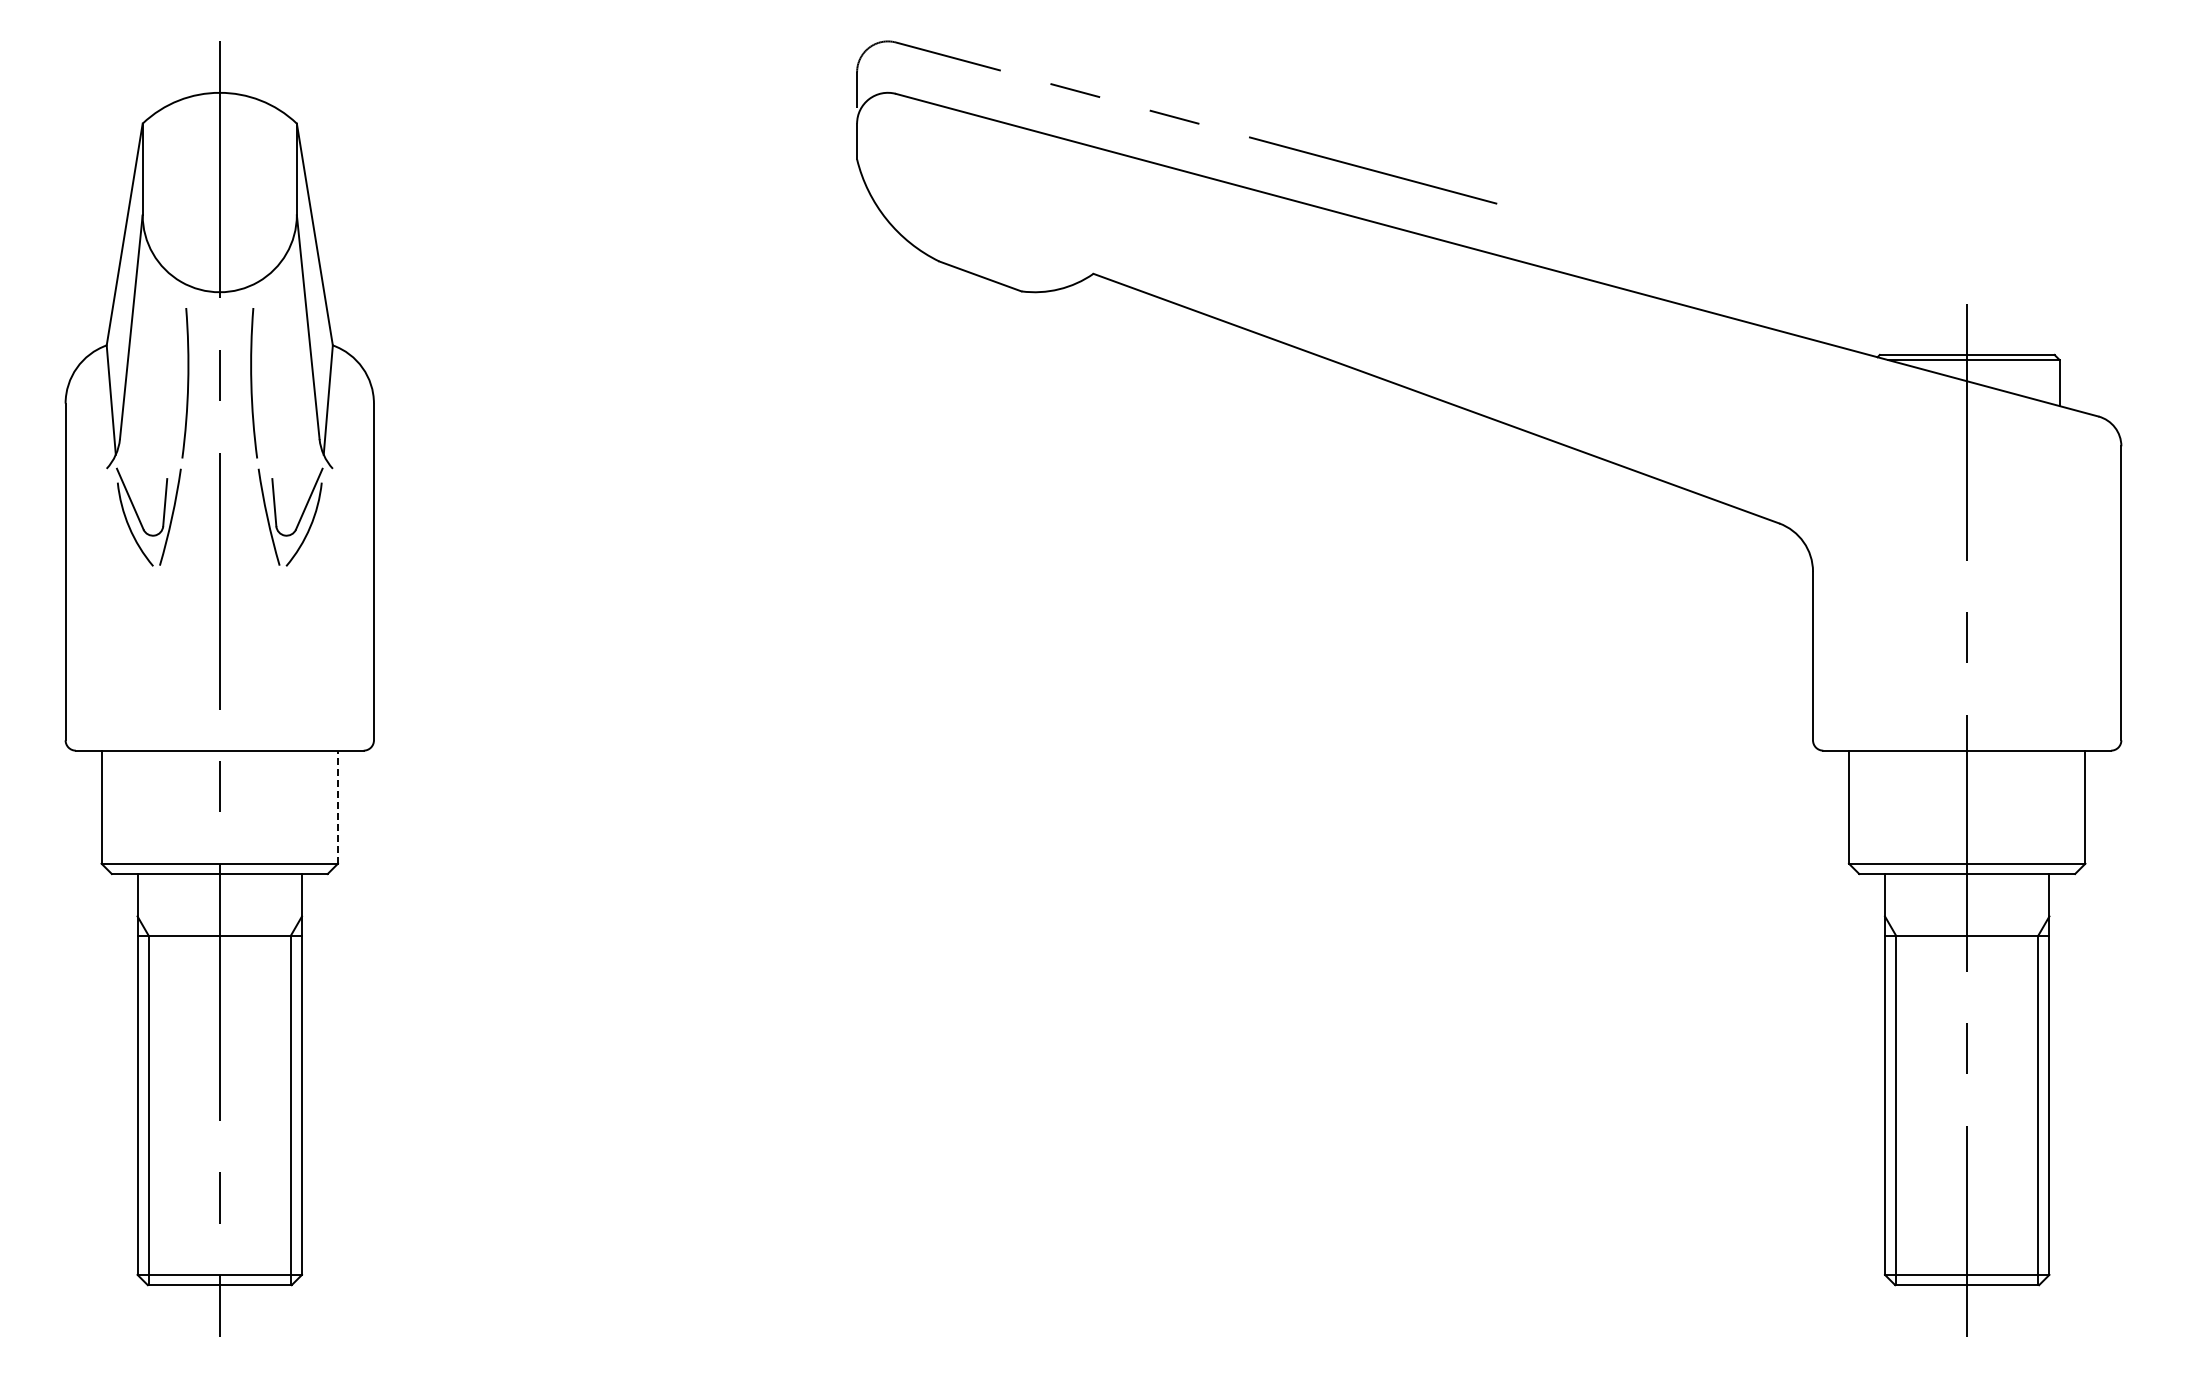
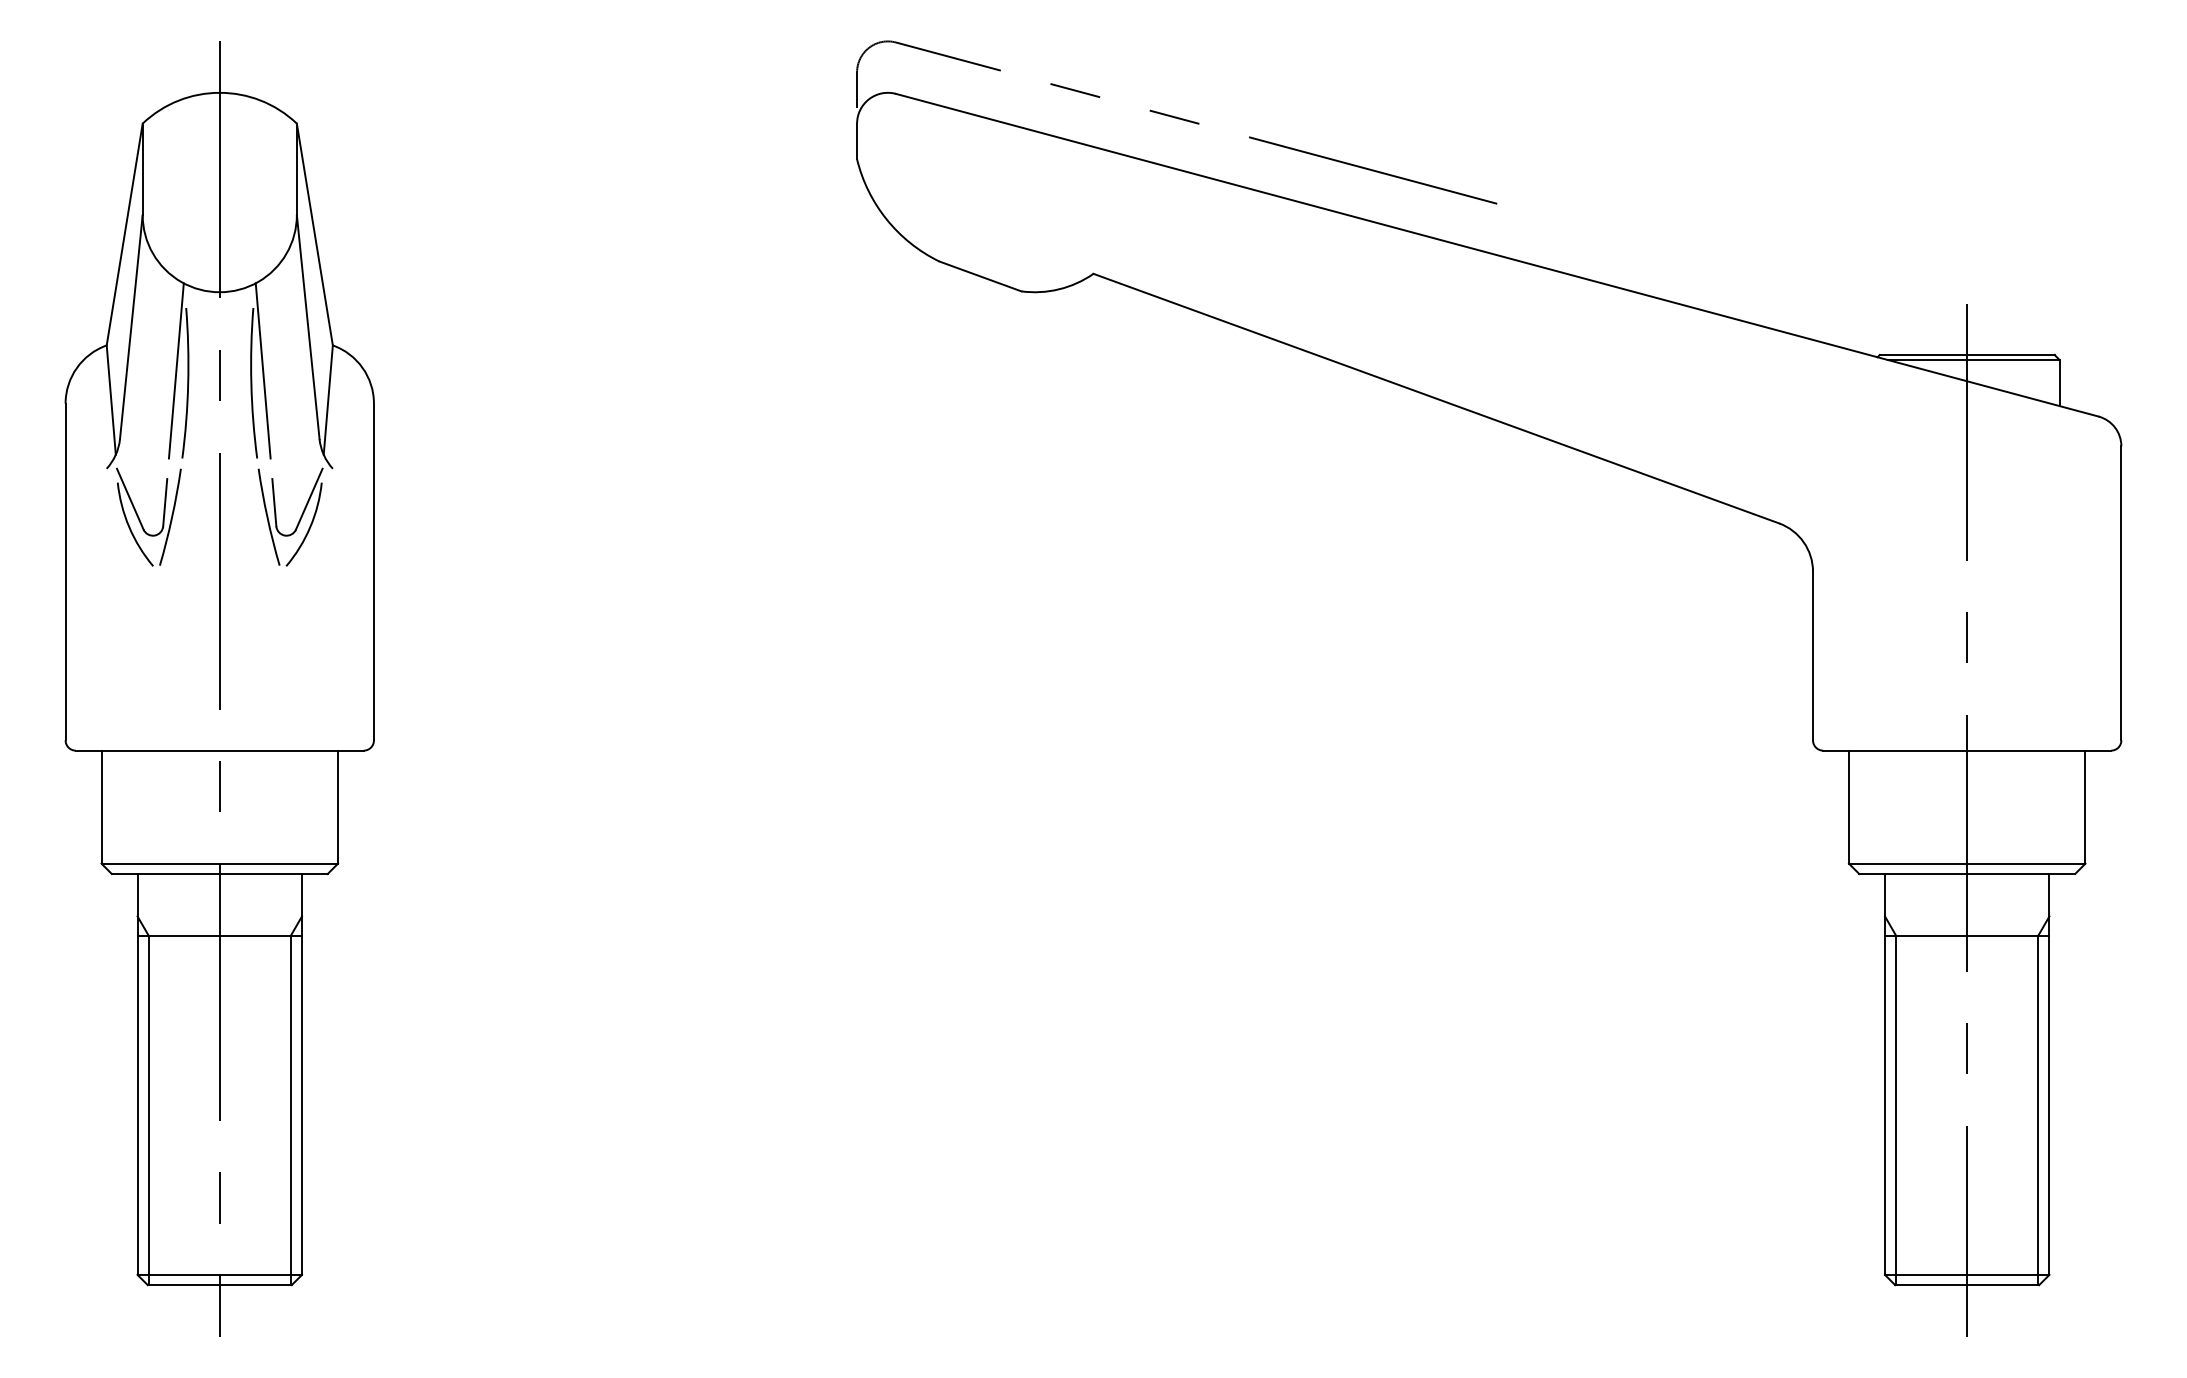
line: none -> present (175, 370)
line: none -> present (262, 370)
line: dashed -> solid (338, 807)
